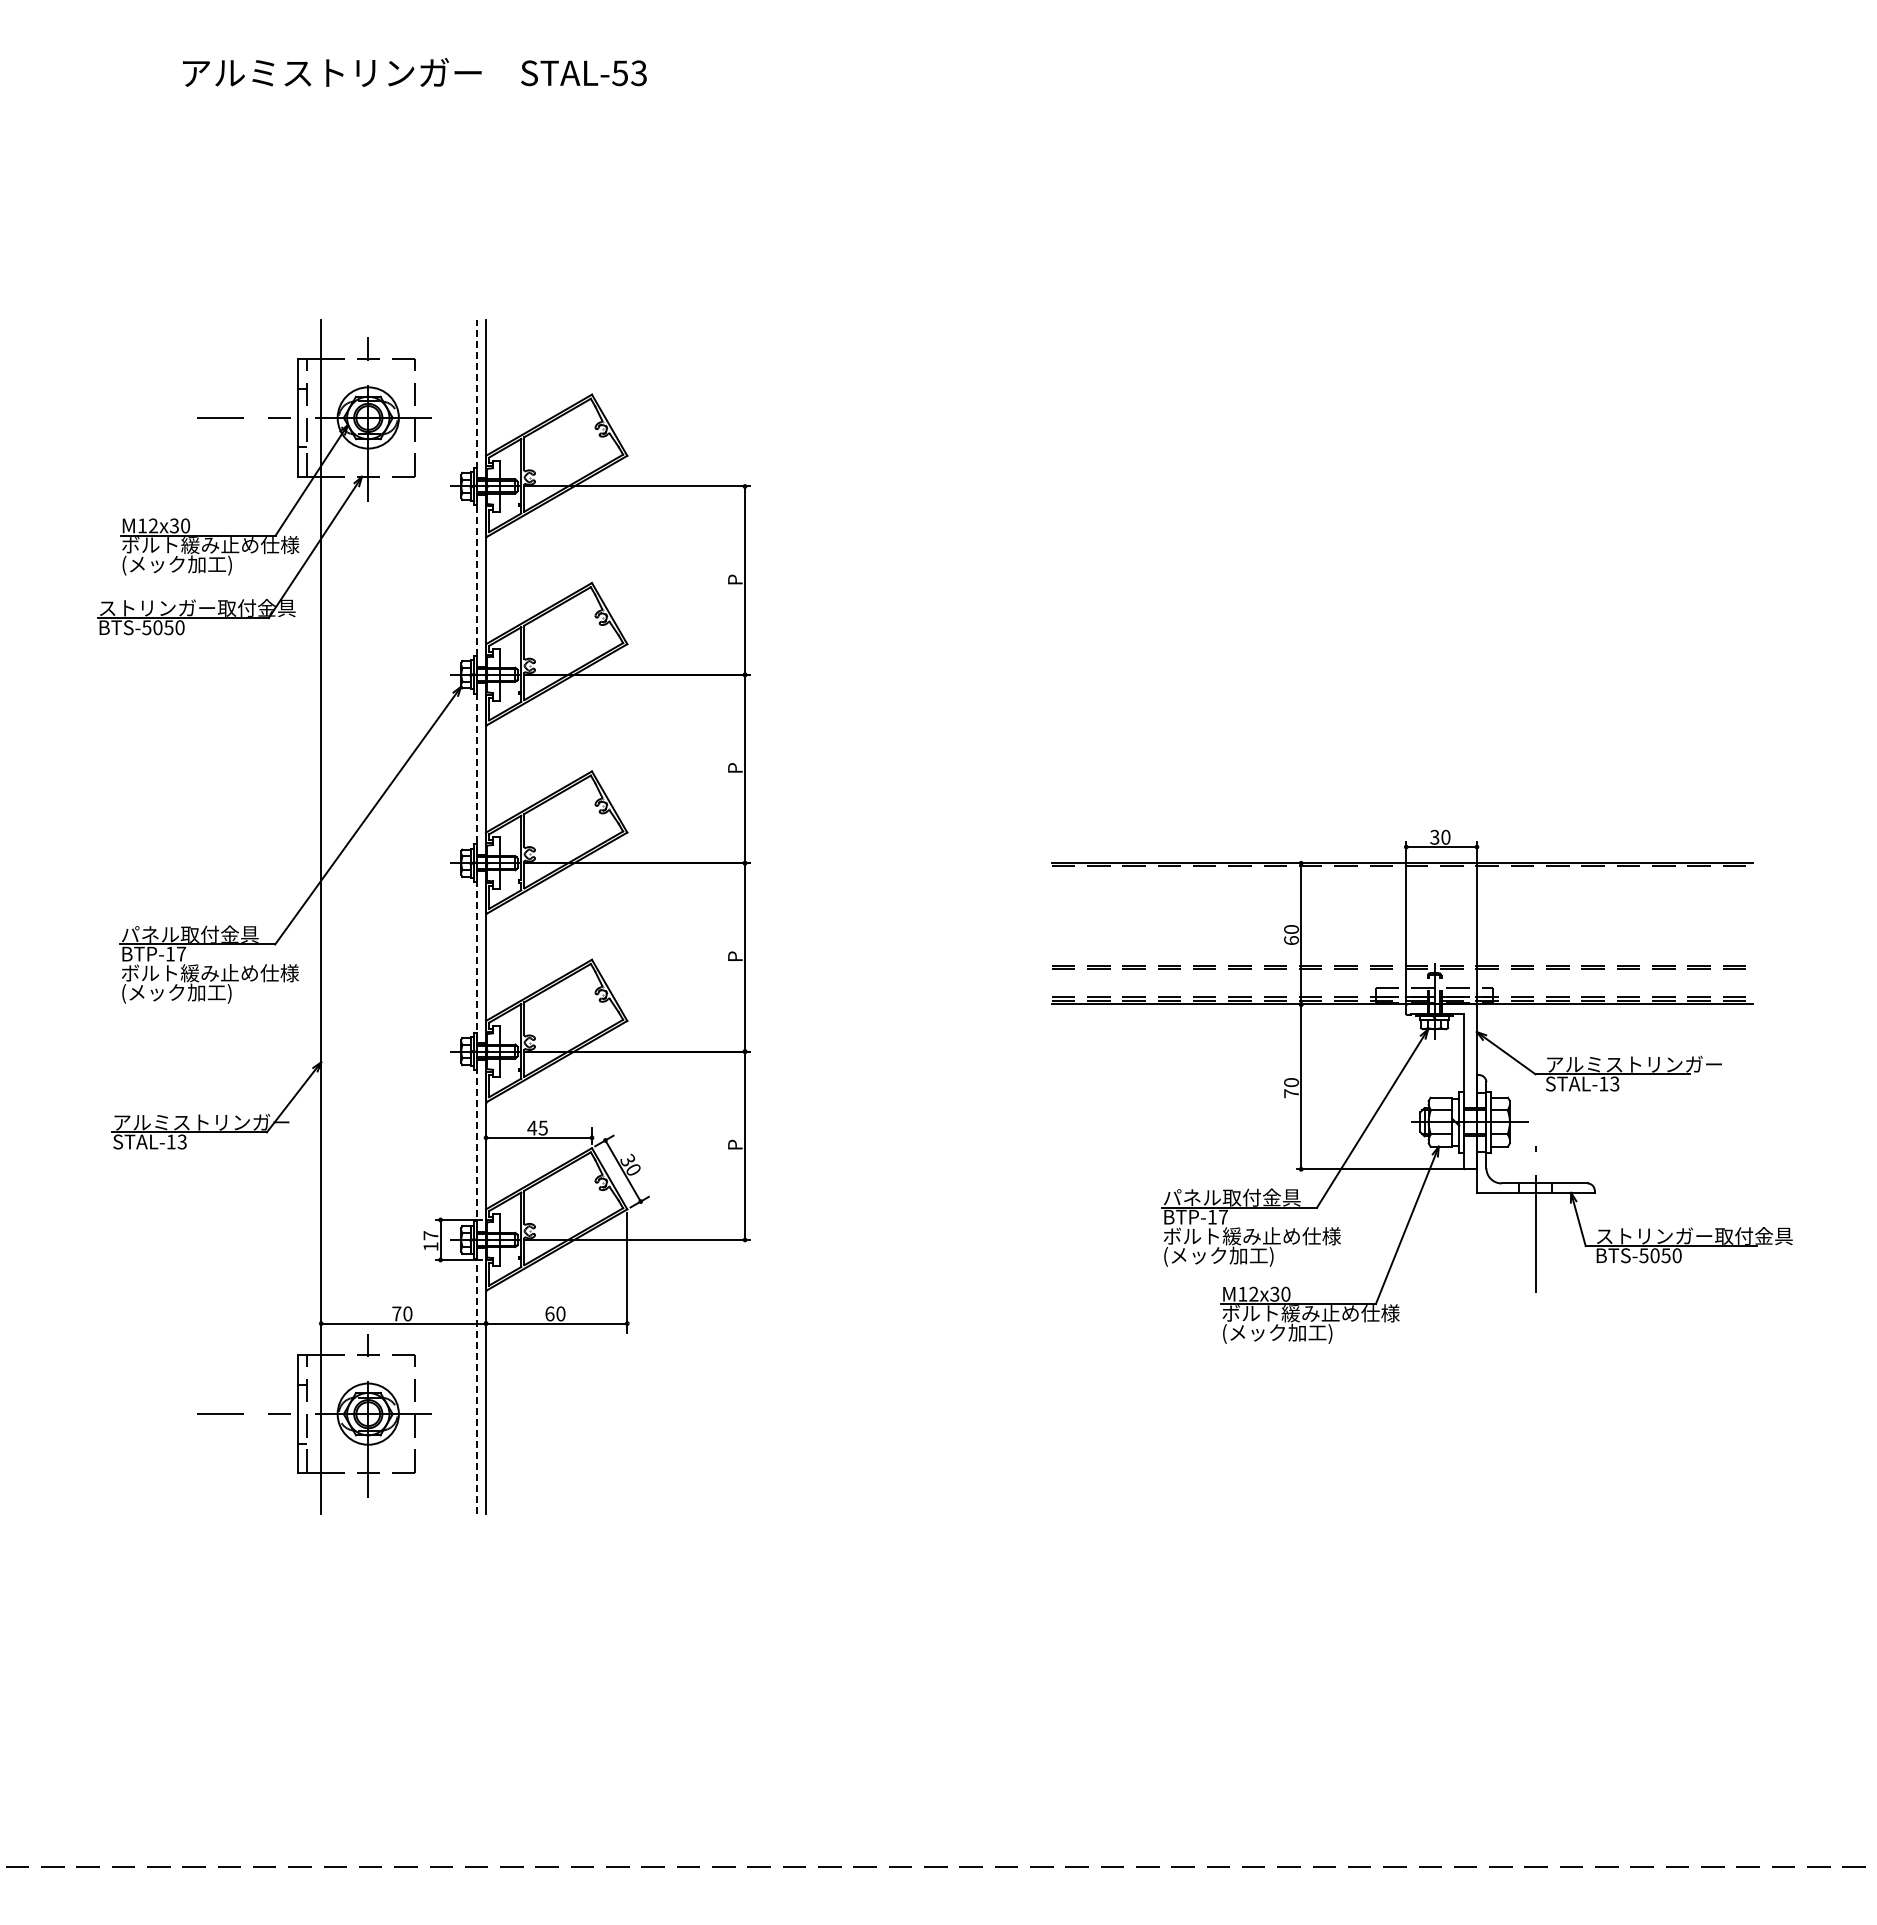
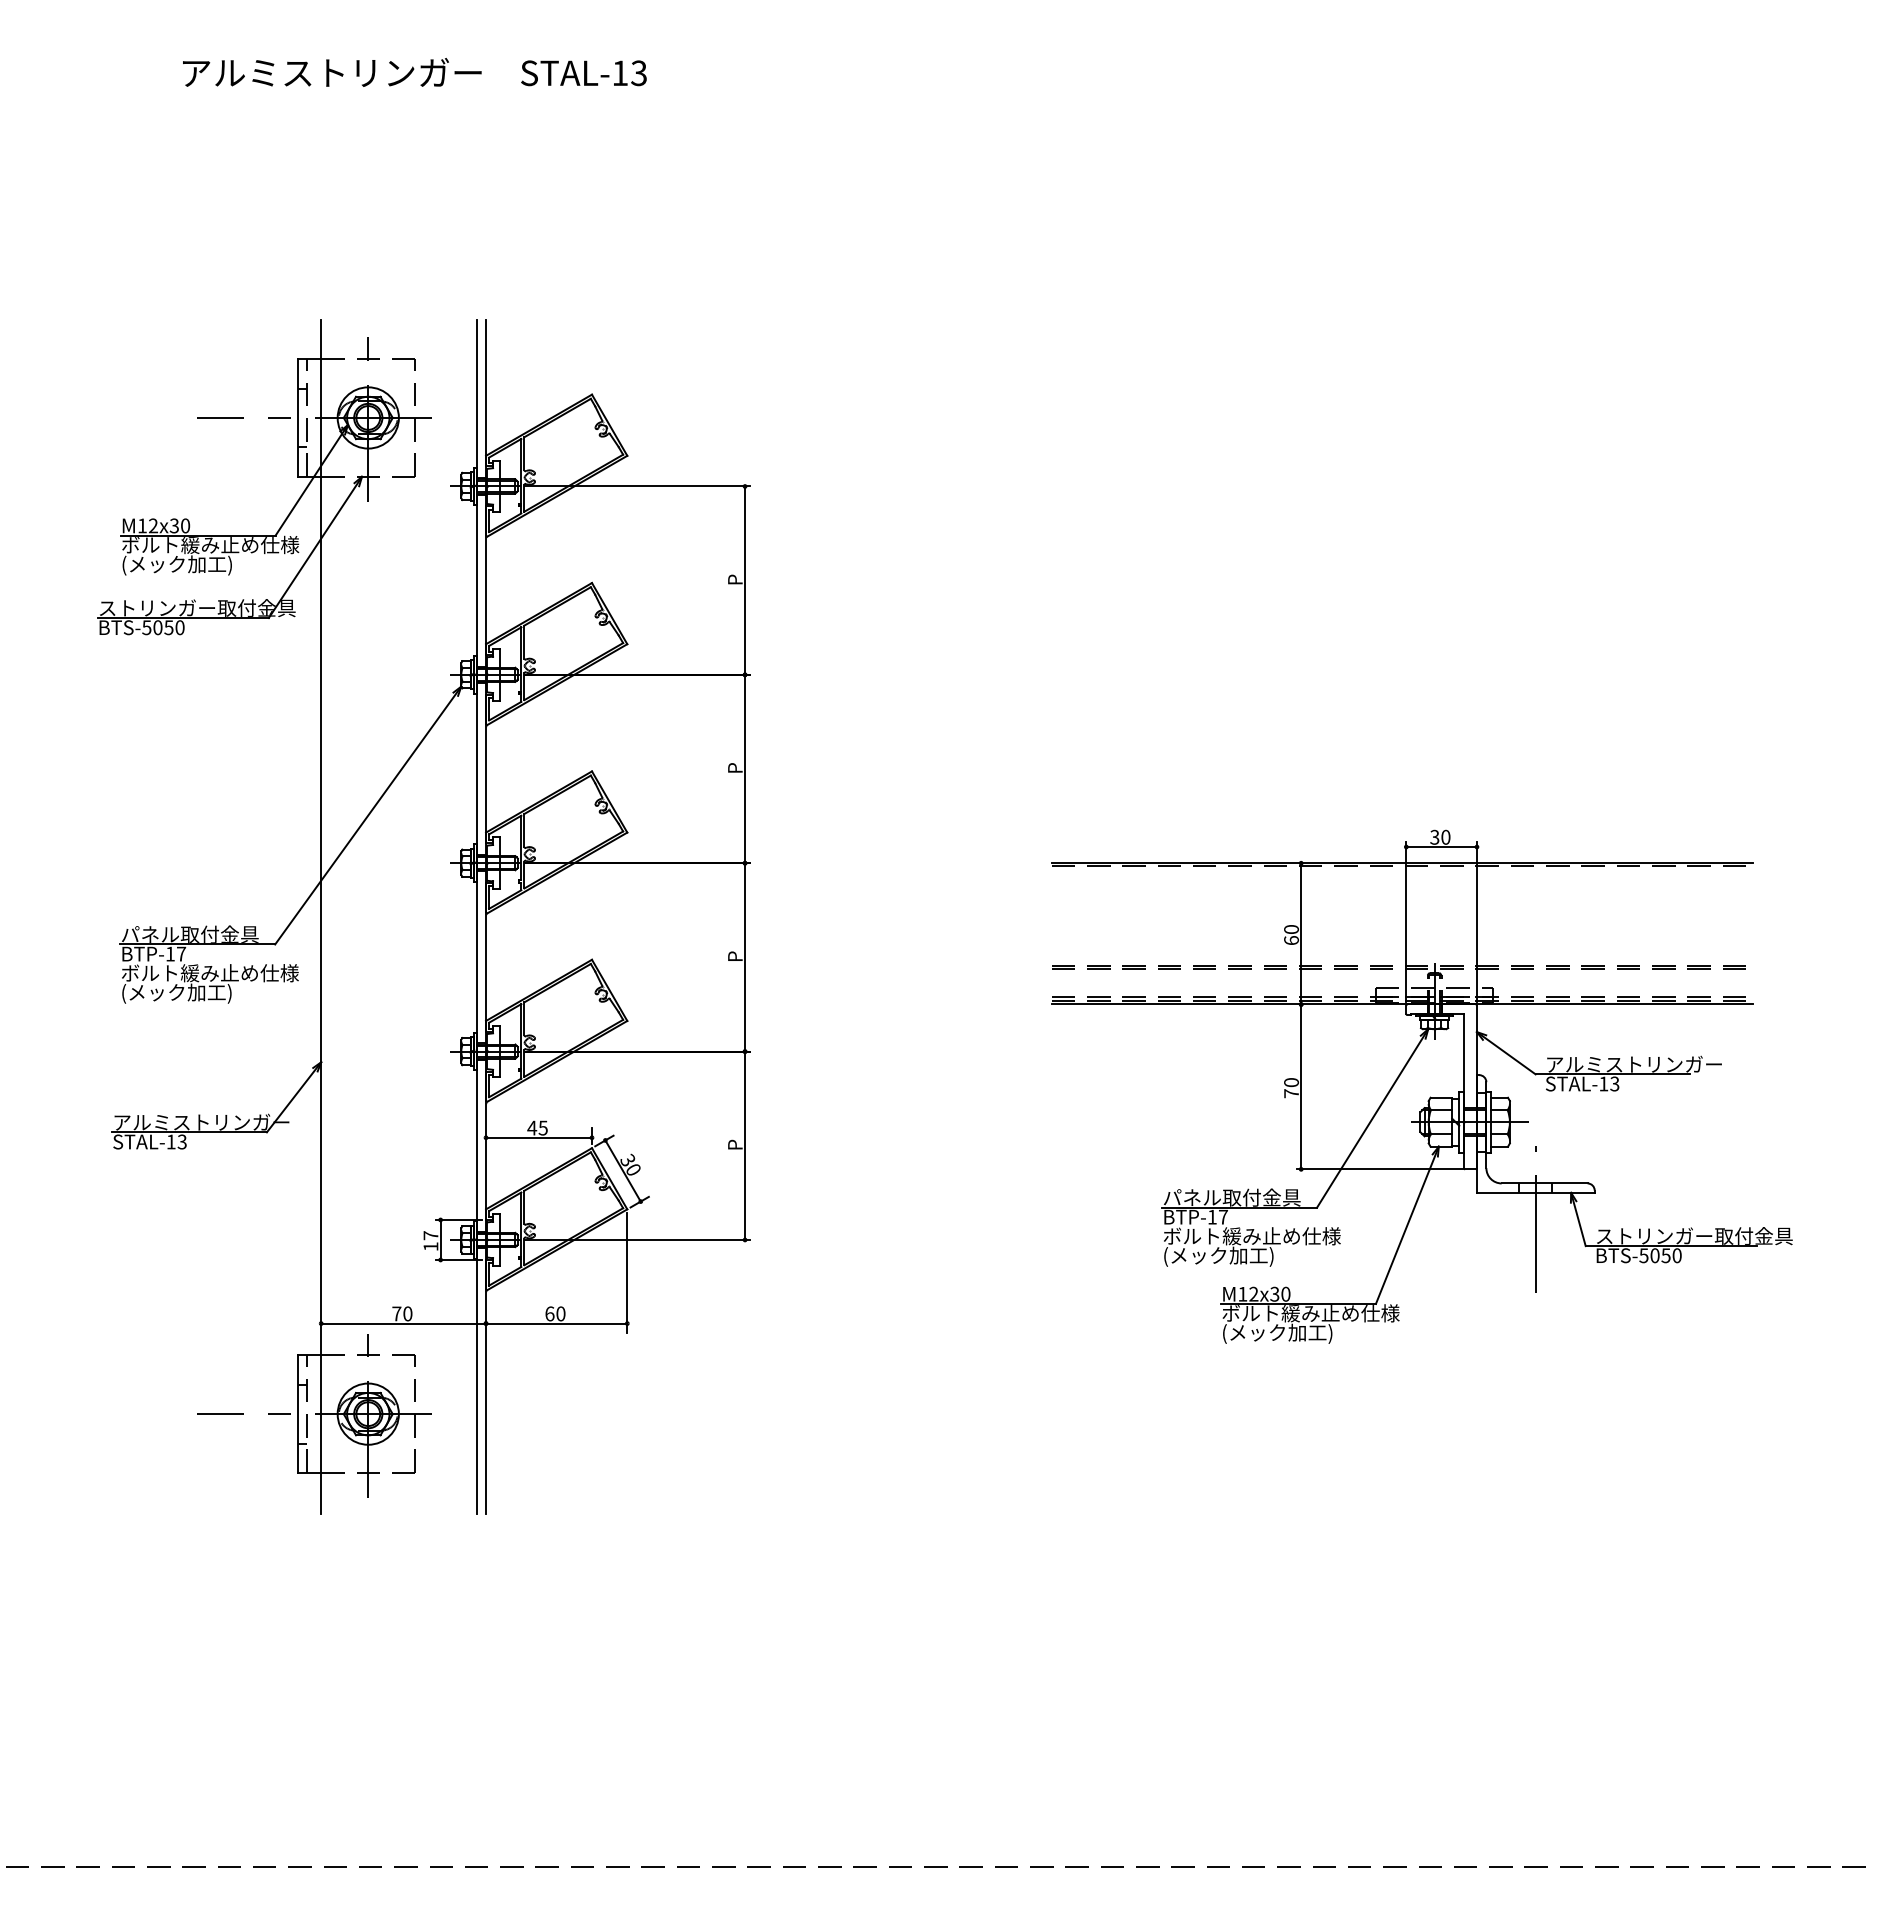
text: STAL-53 -> STAL-13 (619, 73)
line: dashed -> solid (476, 917)
